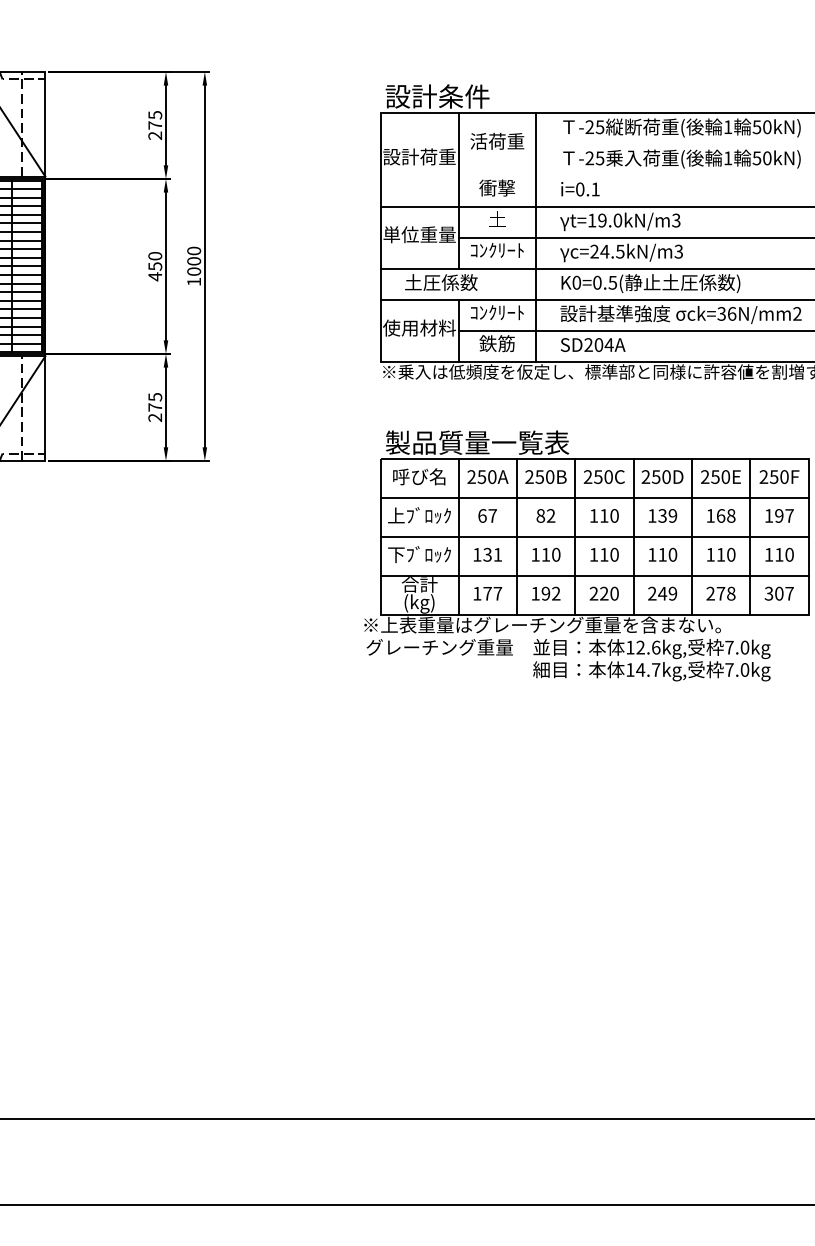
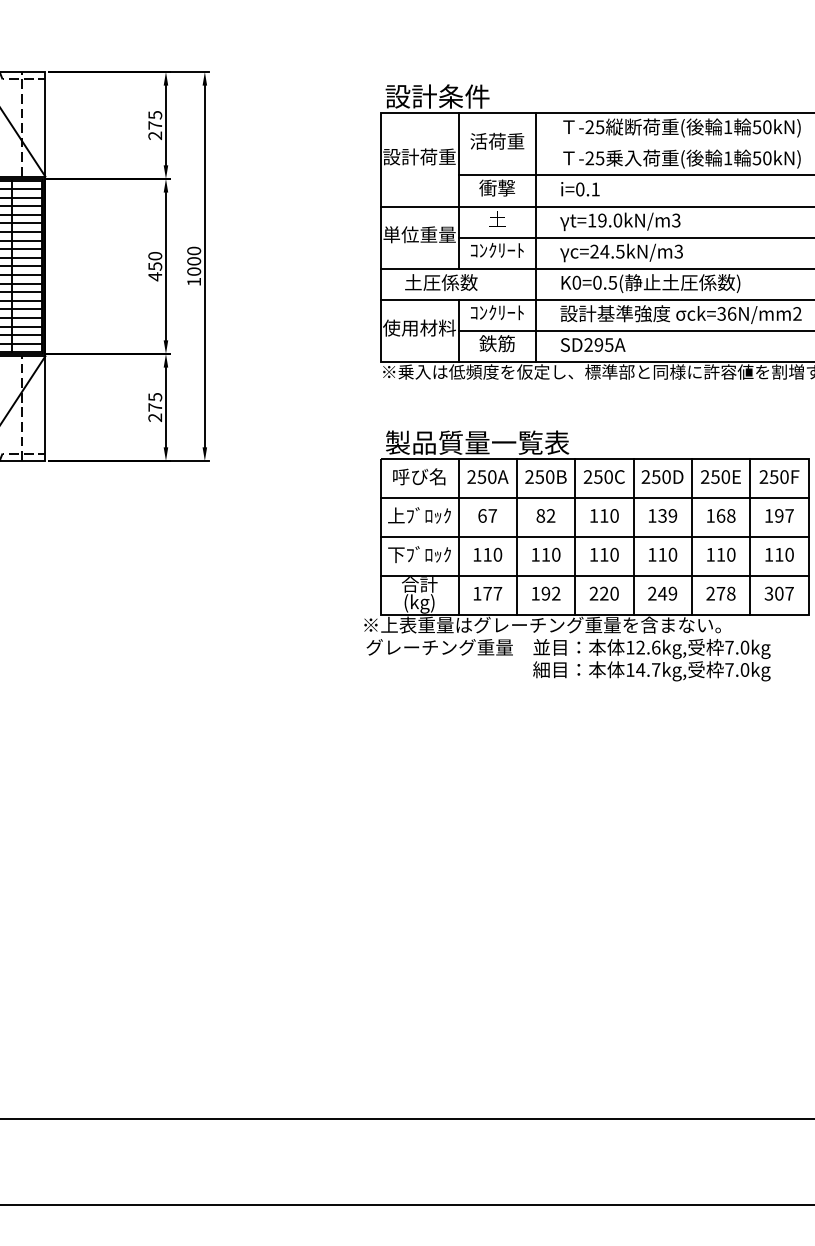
line: none -> present (634, 175)
text: SD204A -> SD295A (603, 344)
text: 131 -> 110 (492, 554)
